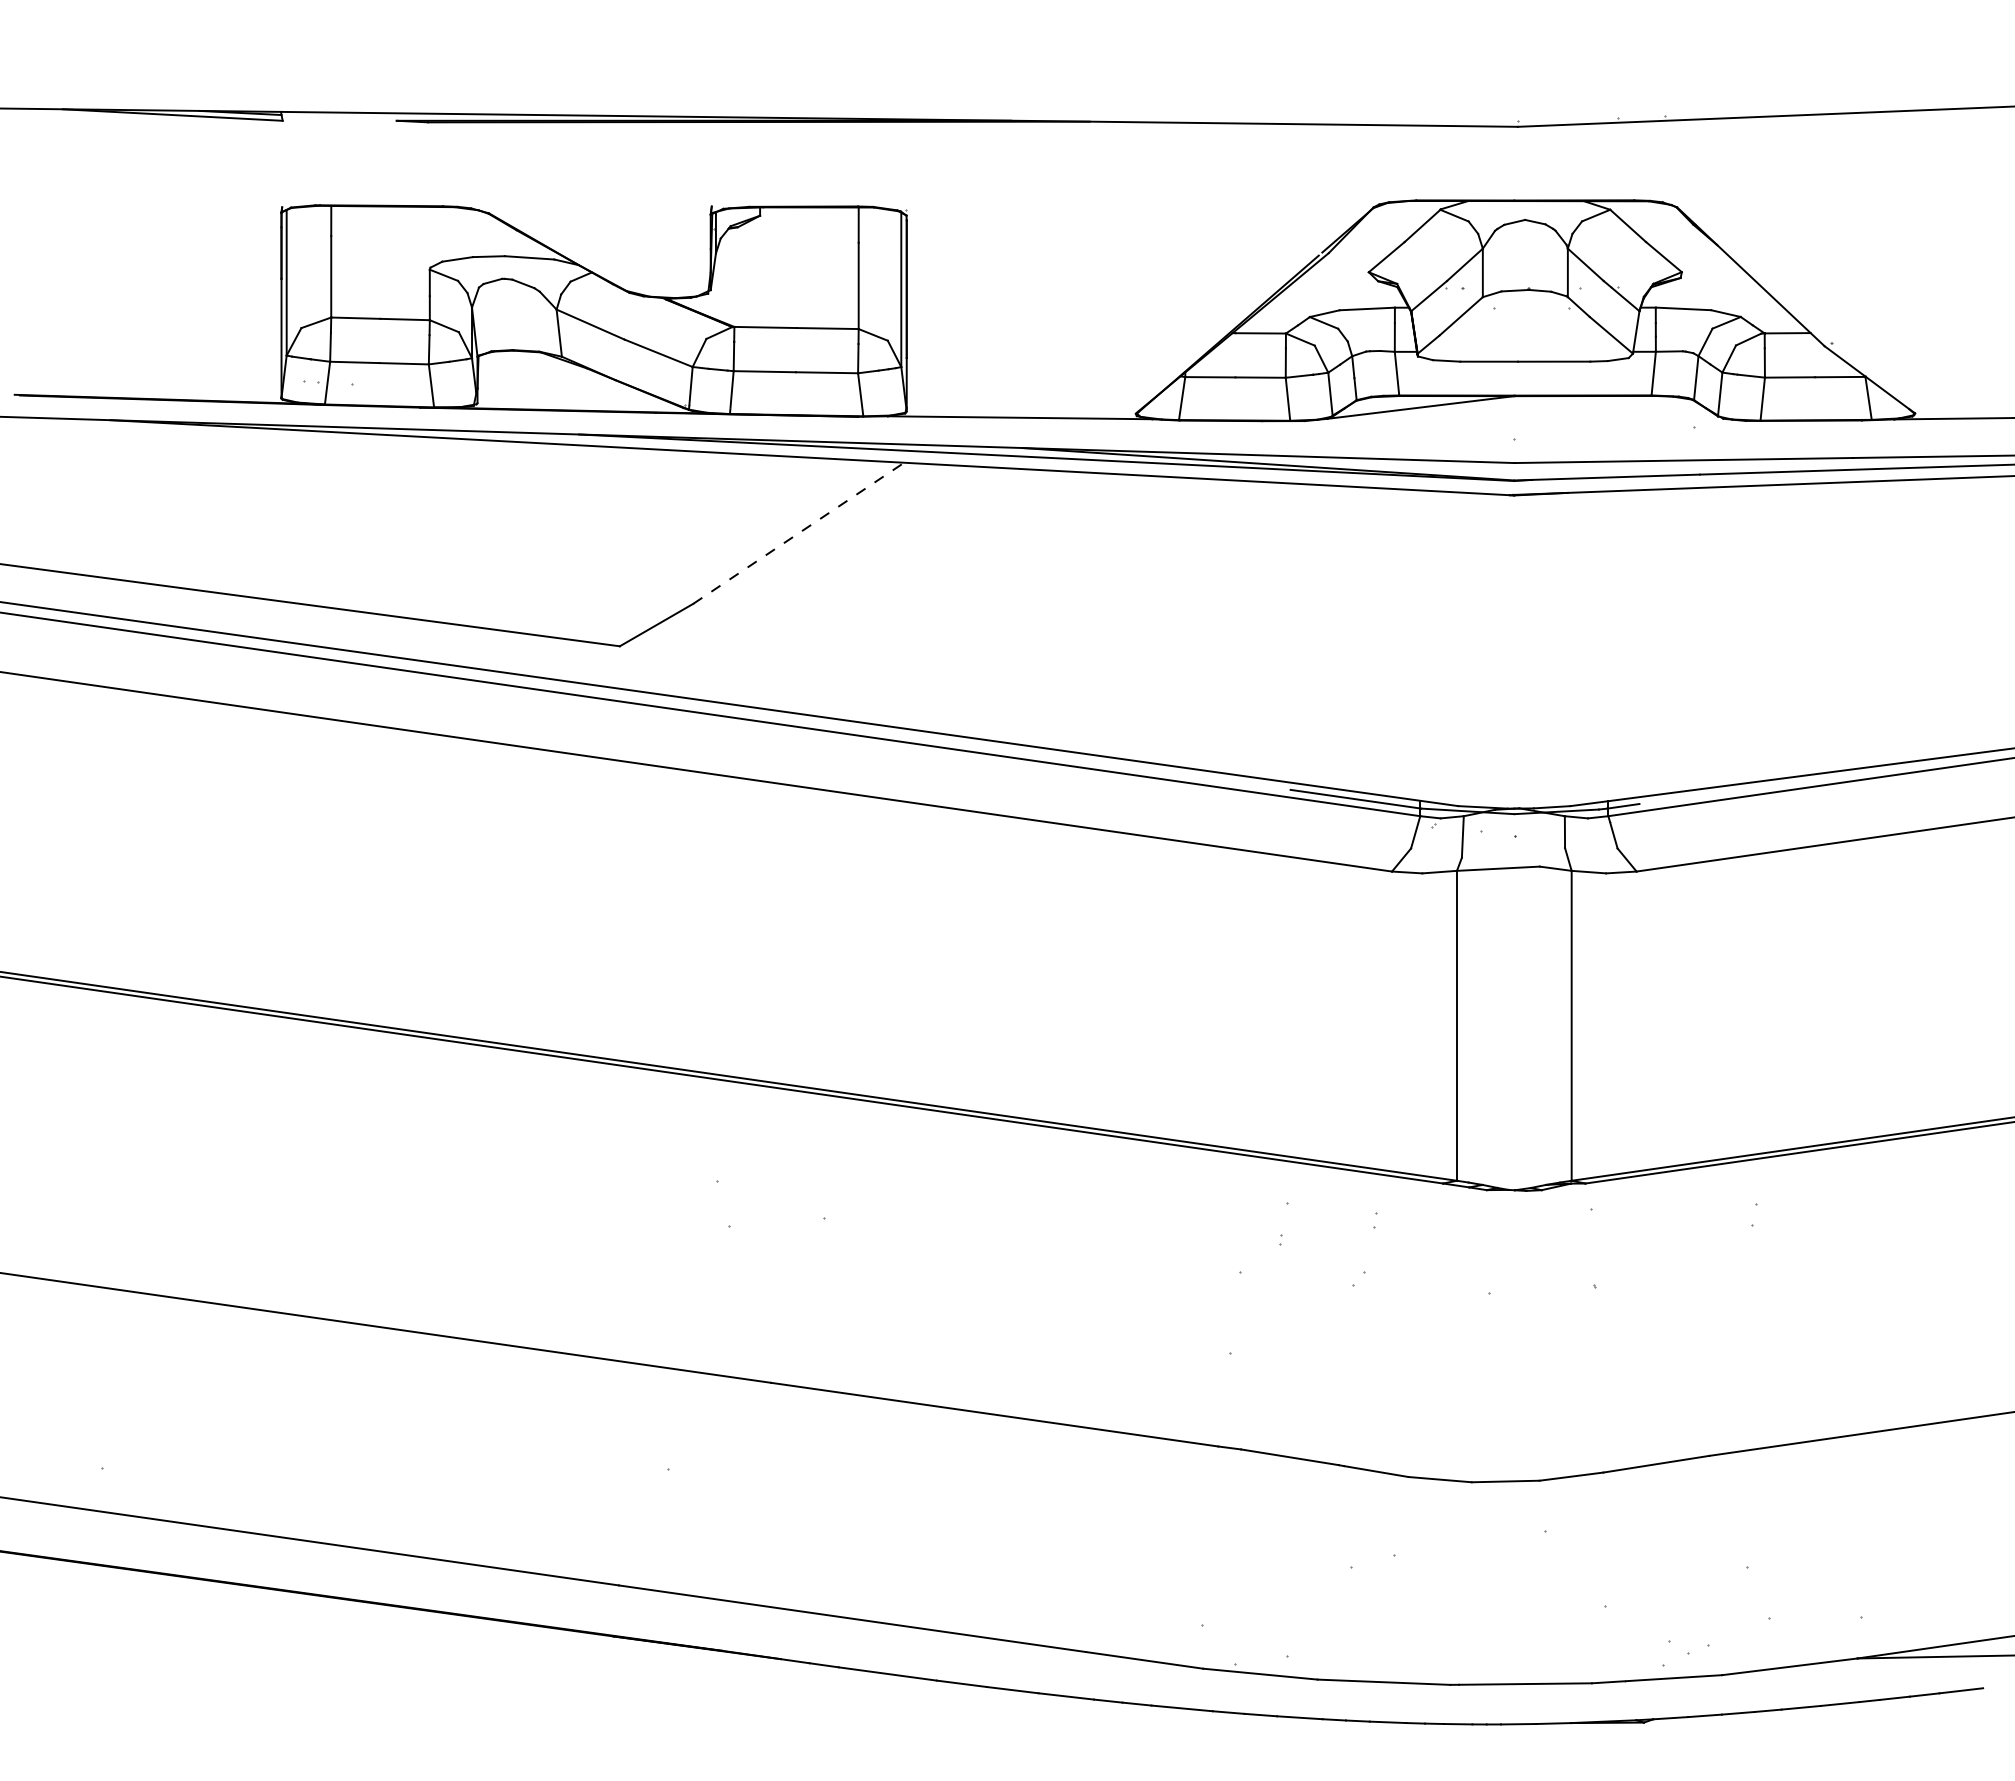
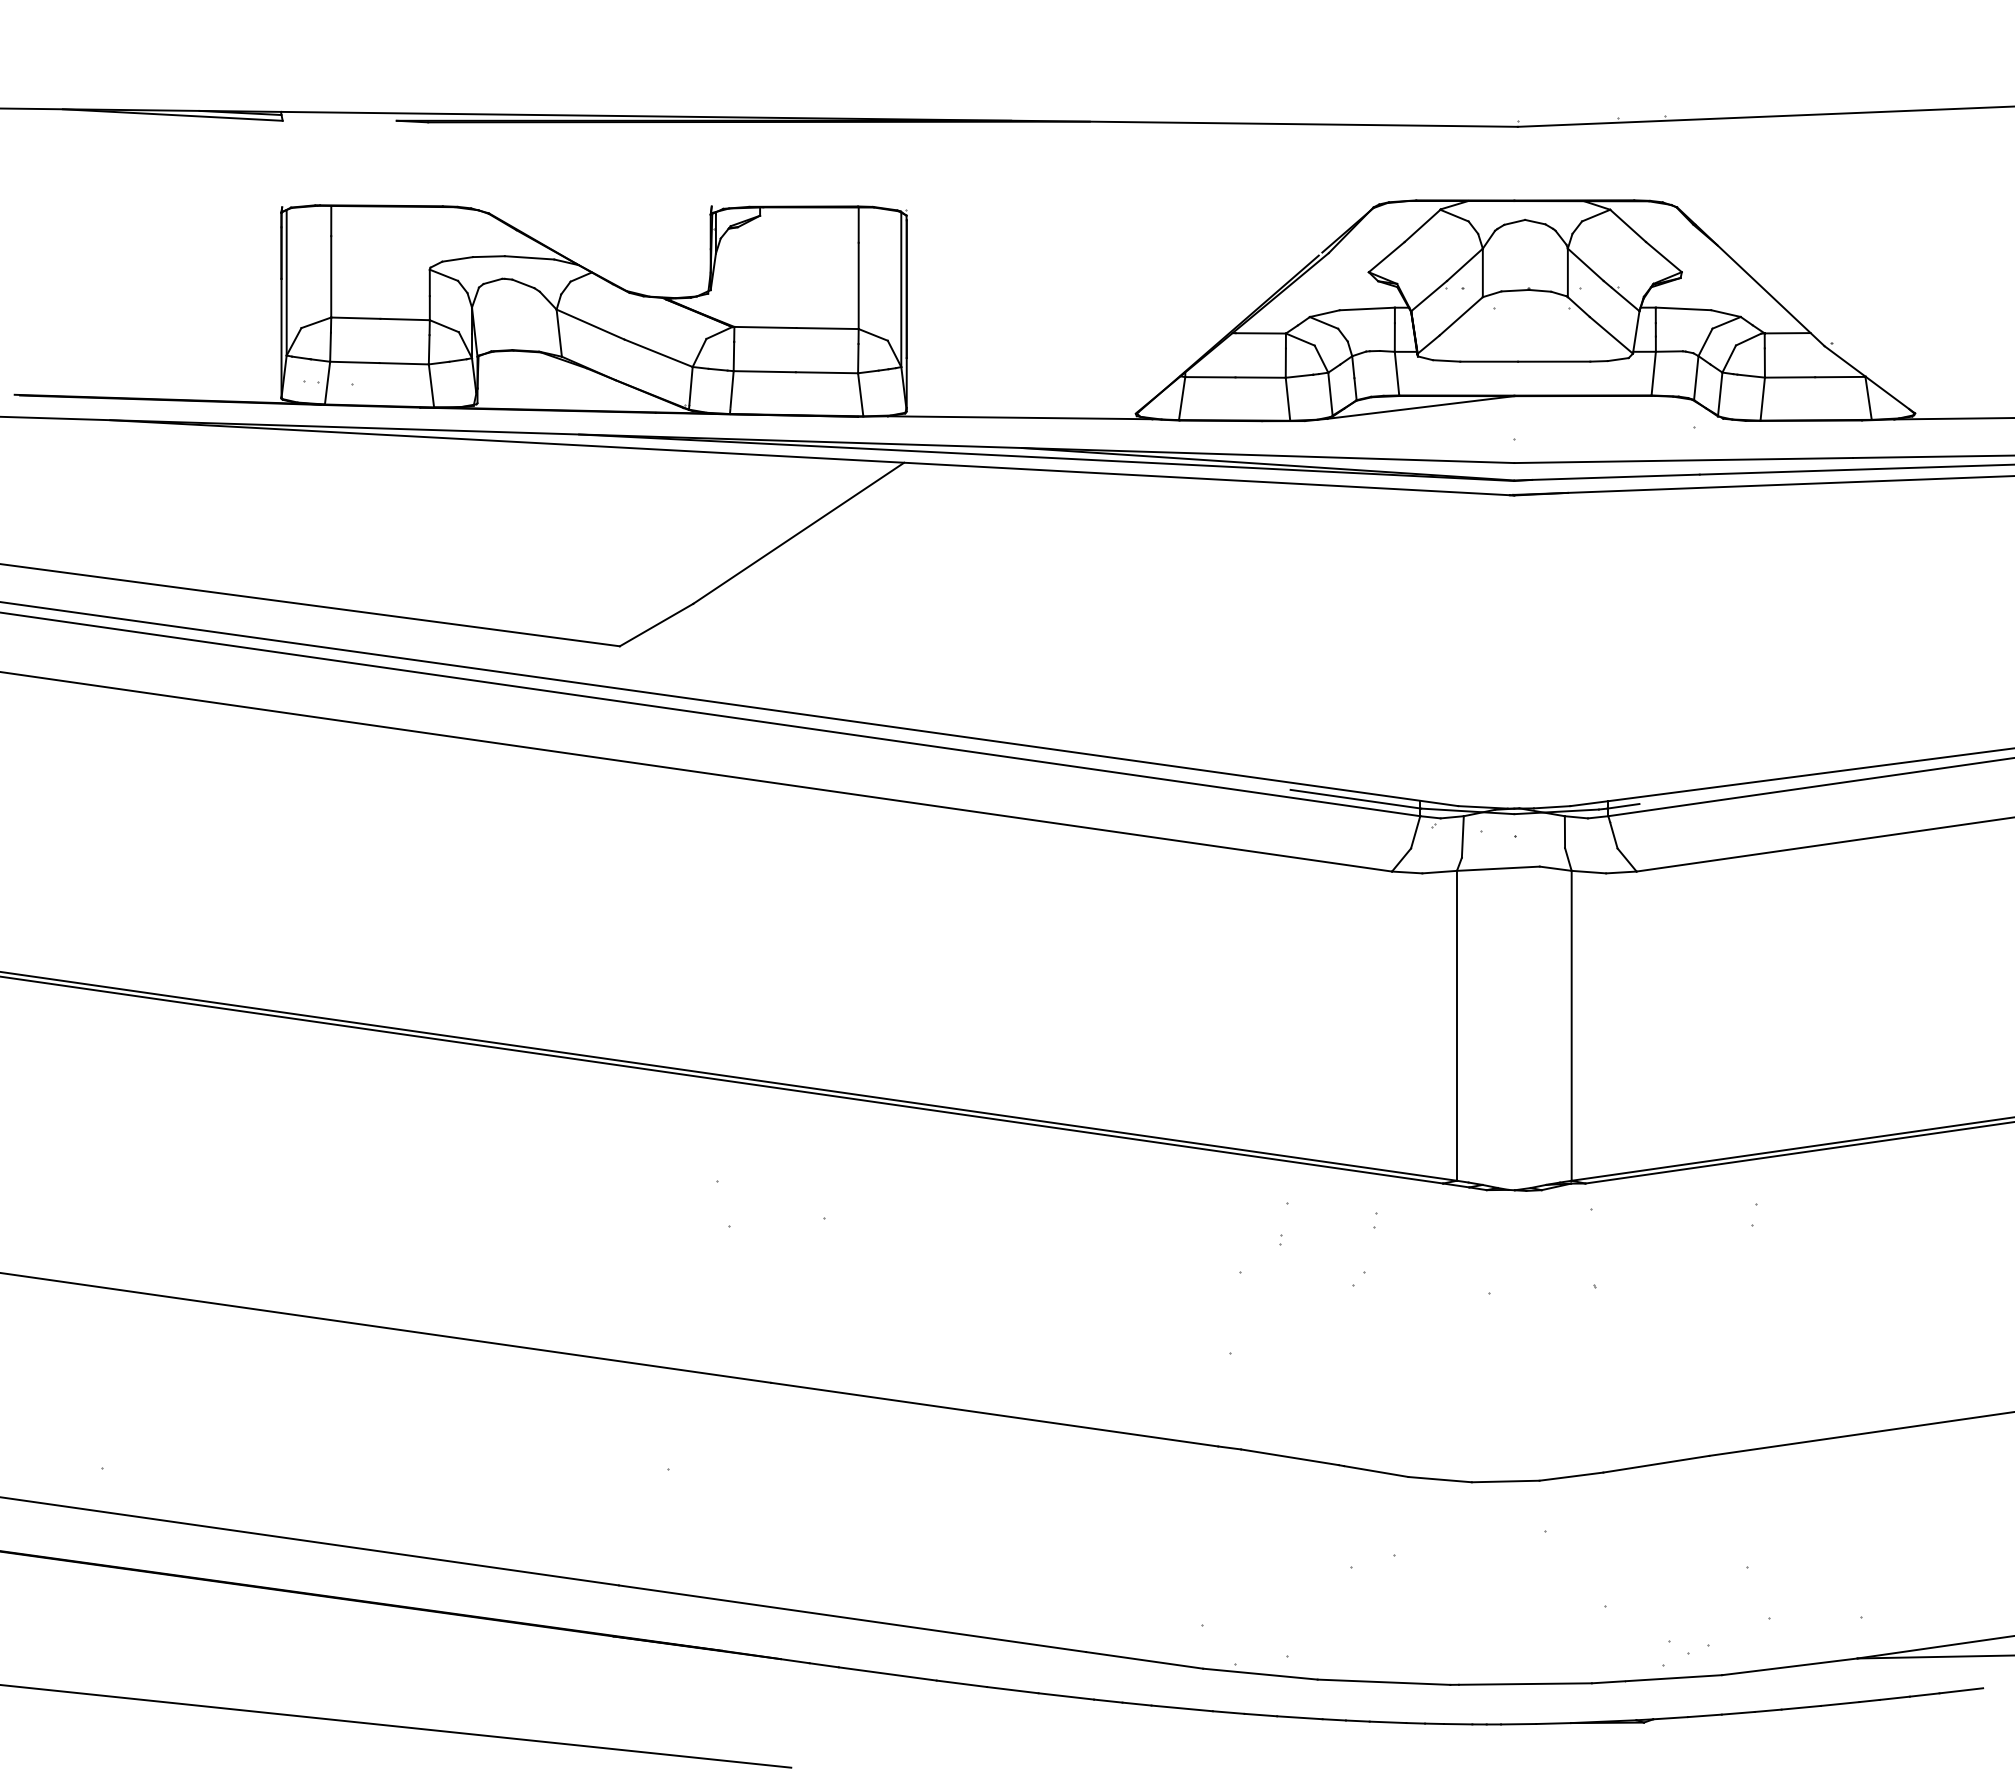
line: dashed -> solid (798, 533)
line: none -> present (396, 1726)
